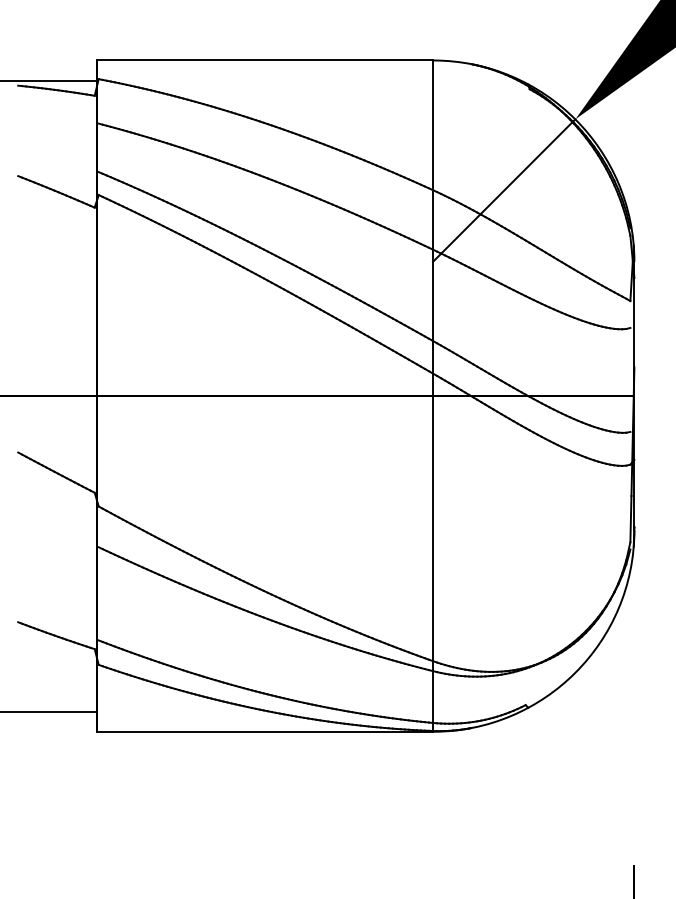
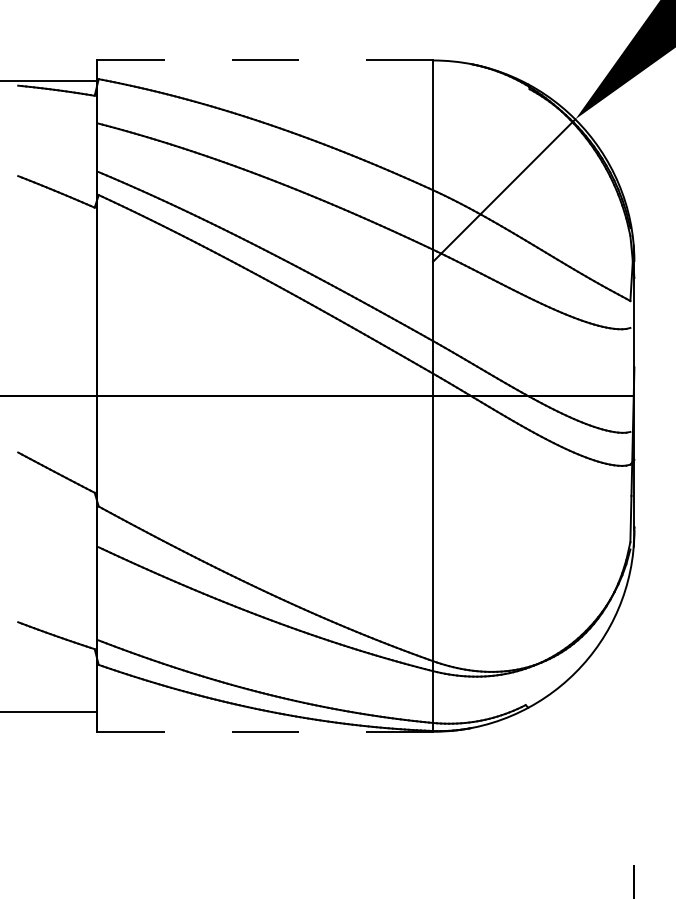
line: solid -> dashed (265, 60)
line: solid -> dashed (265, 731)
